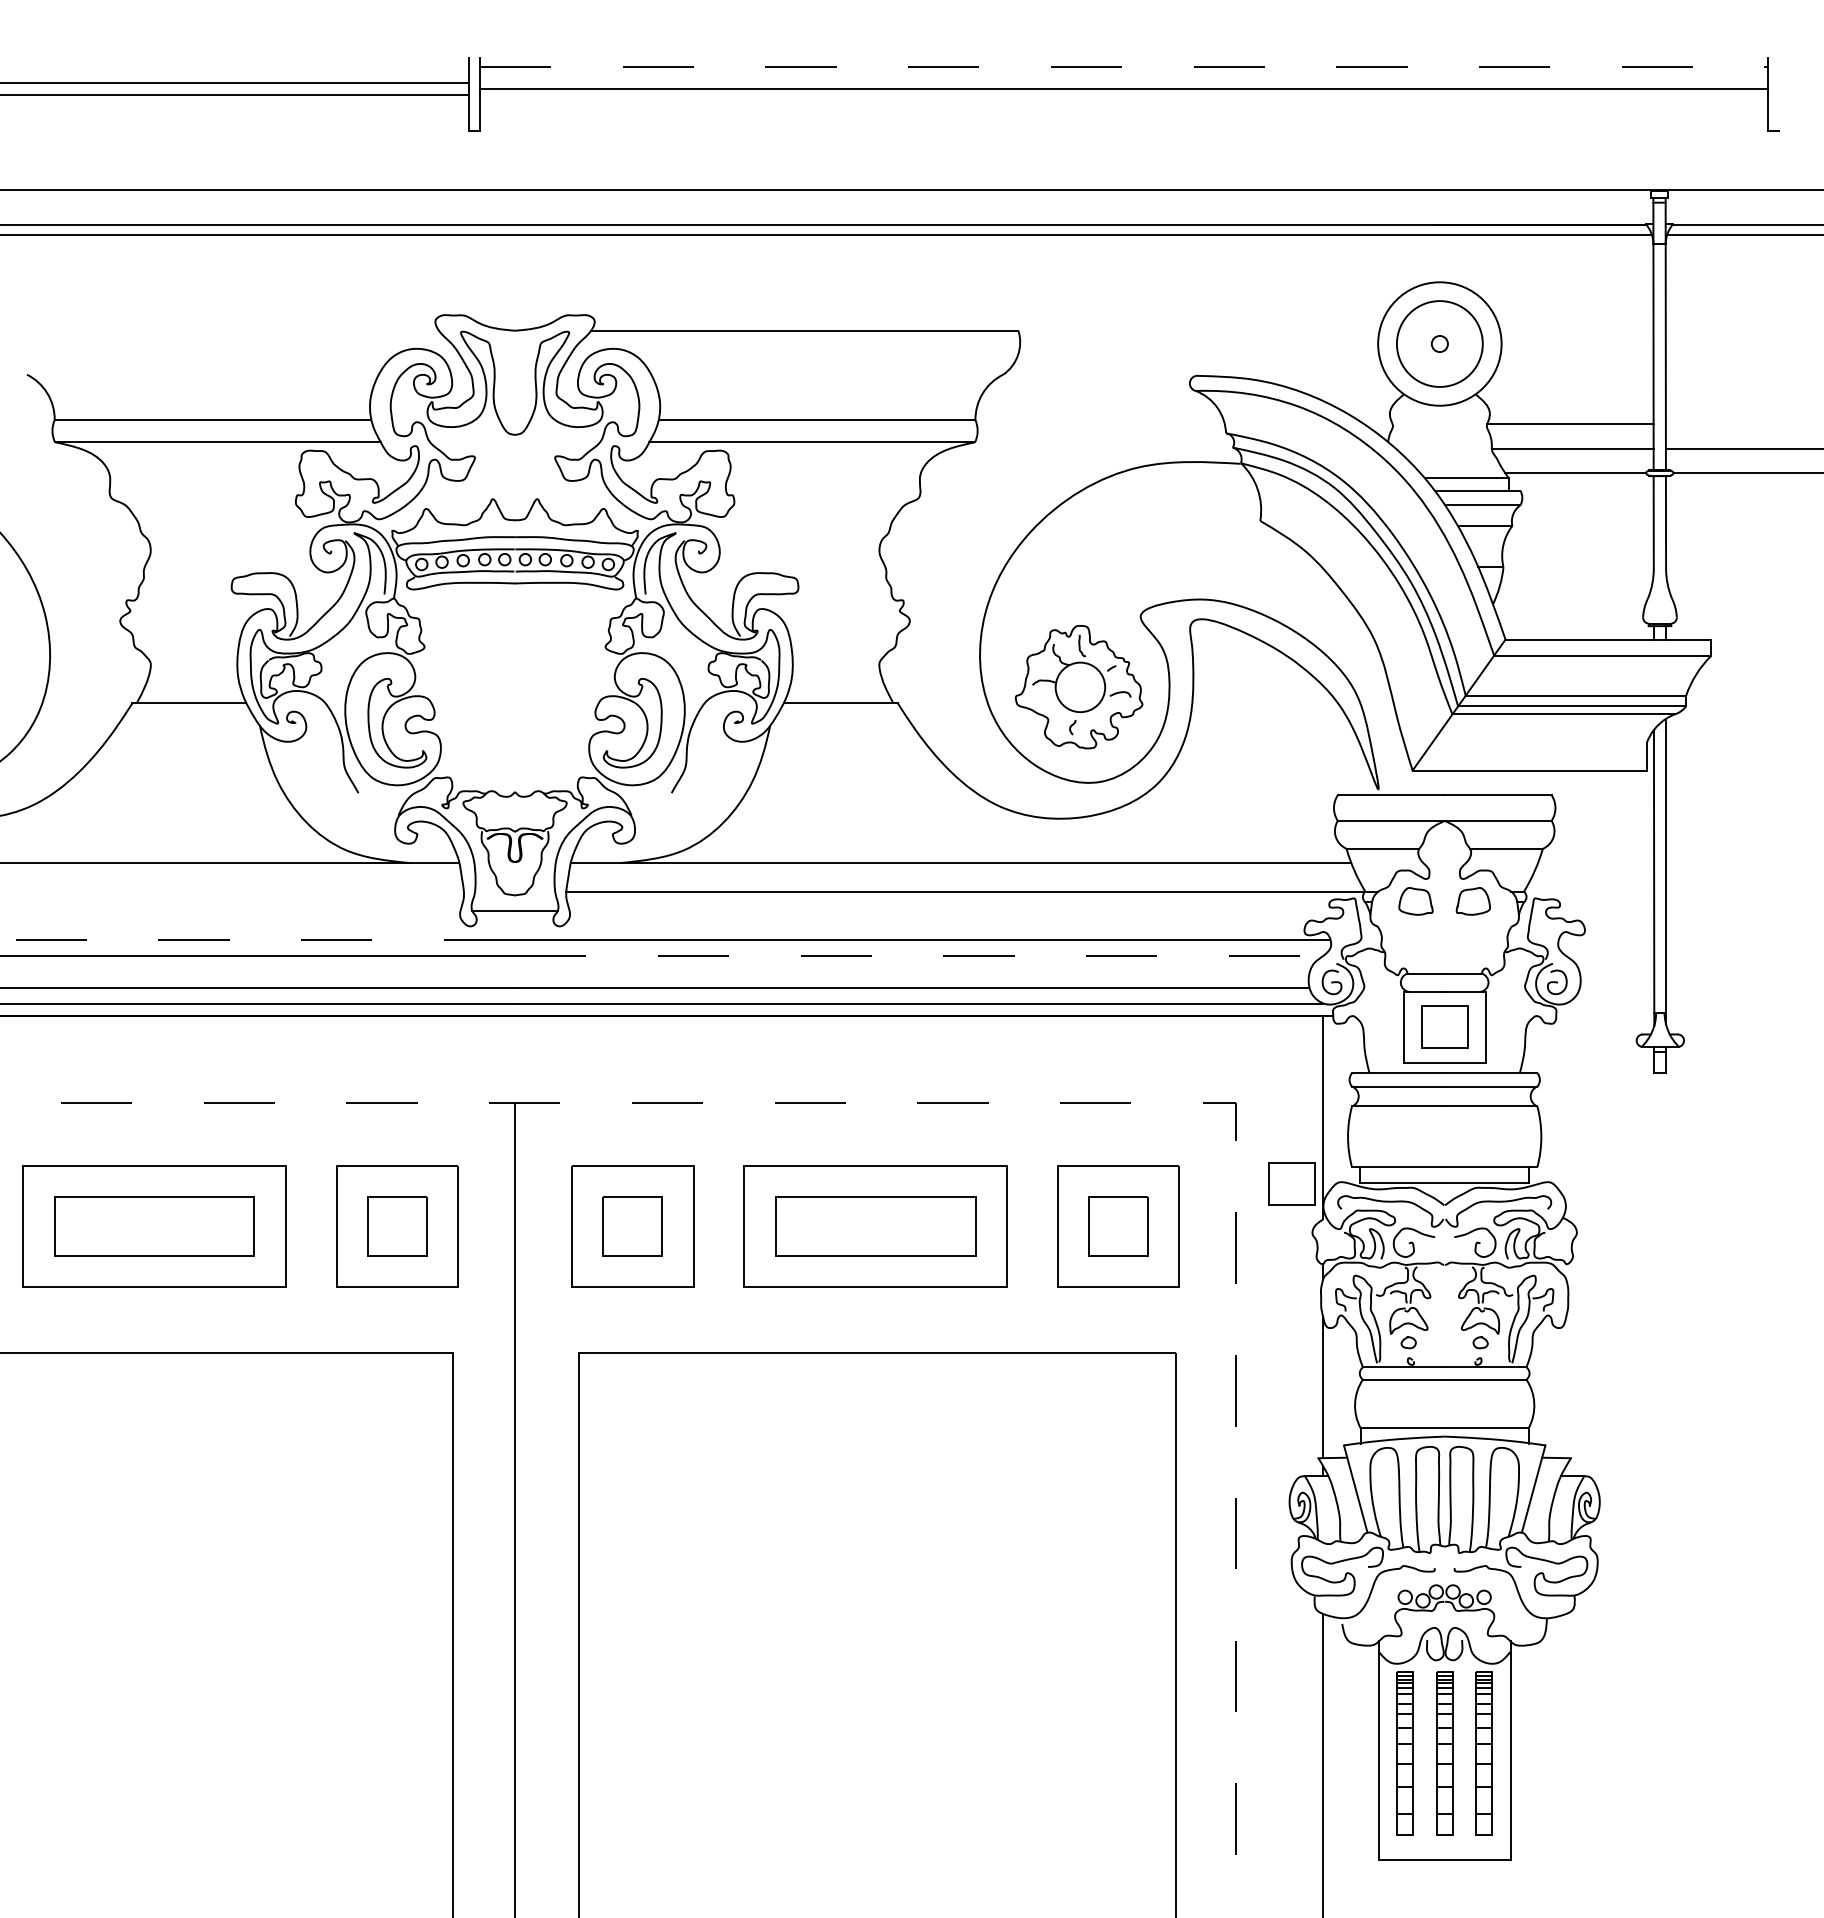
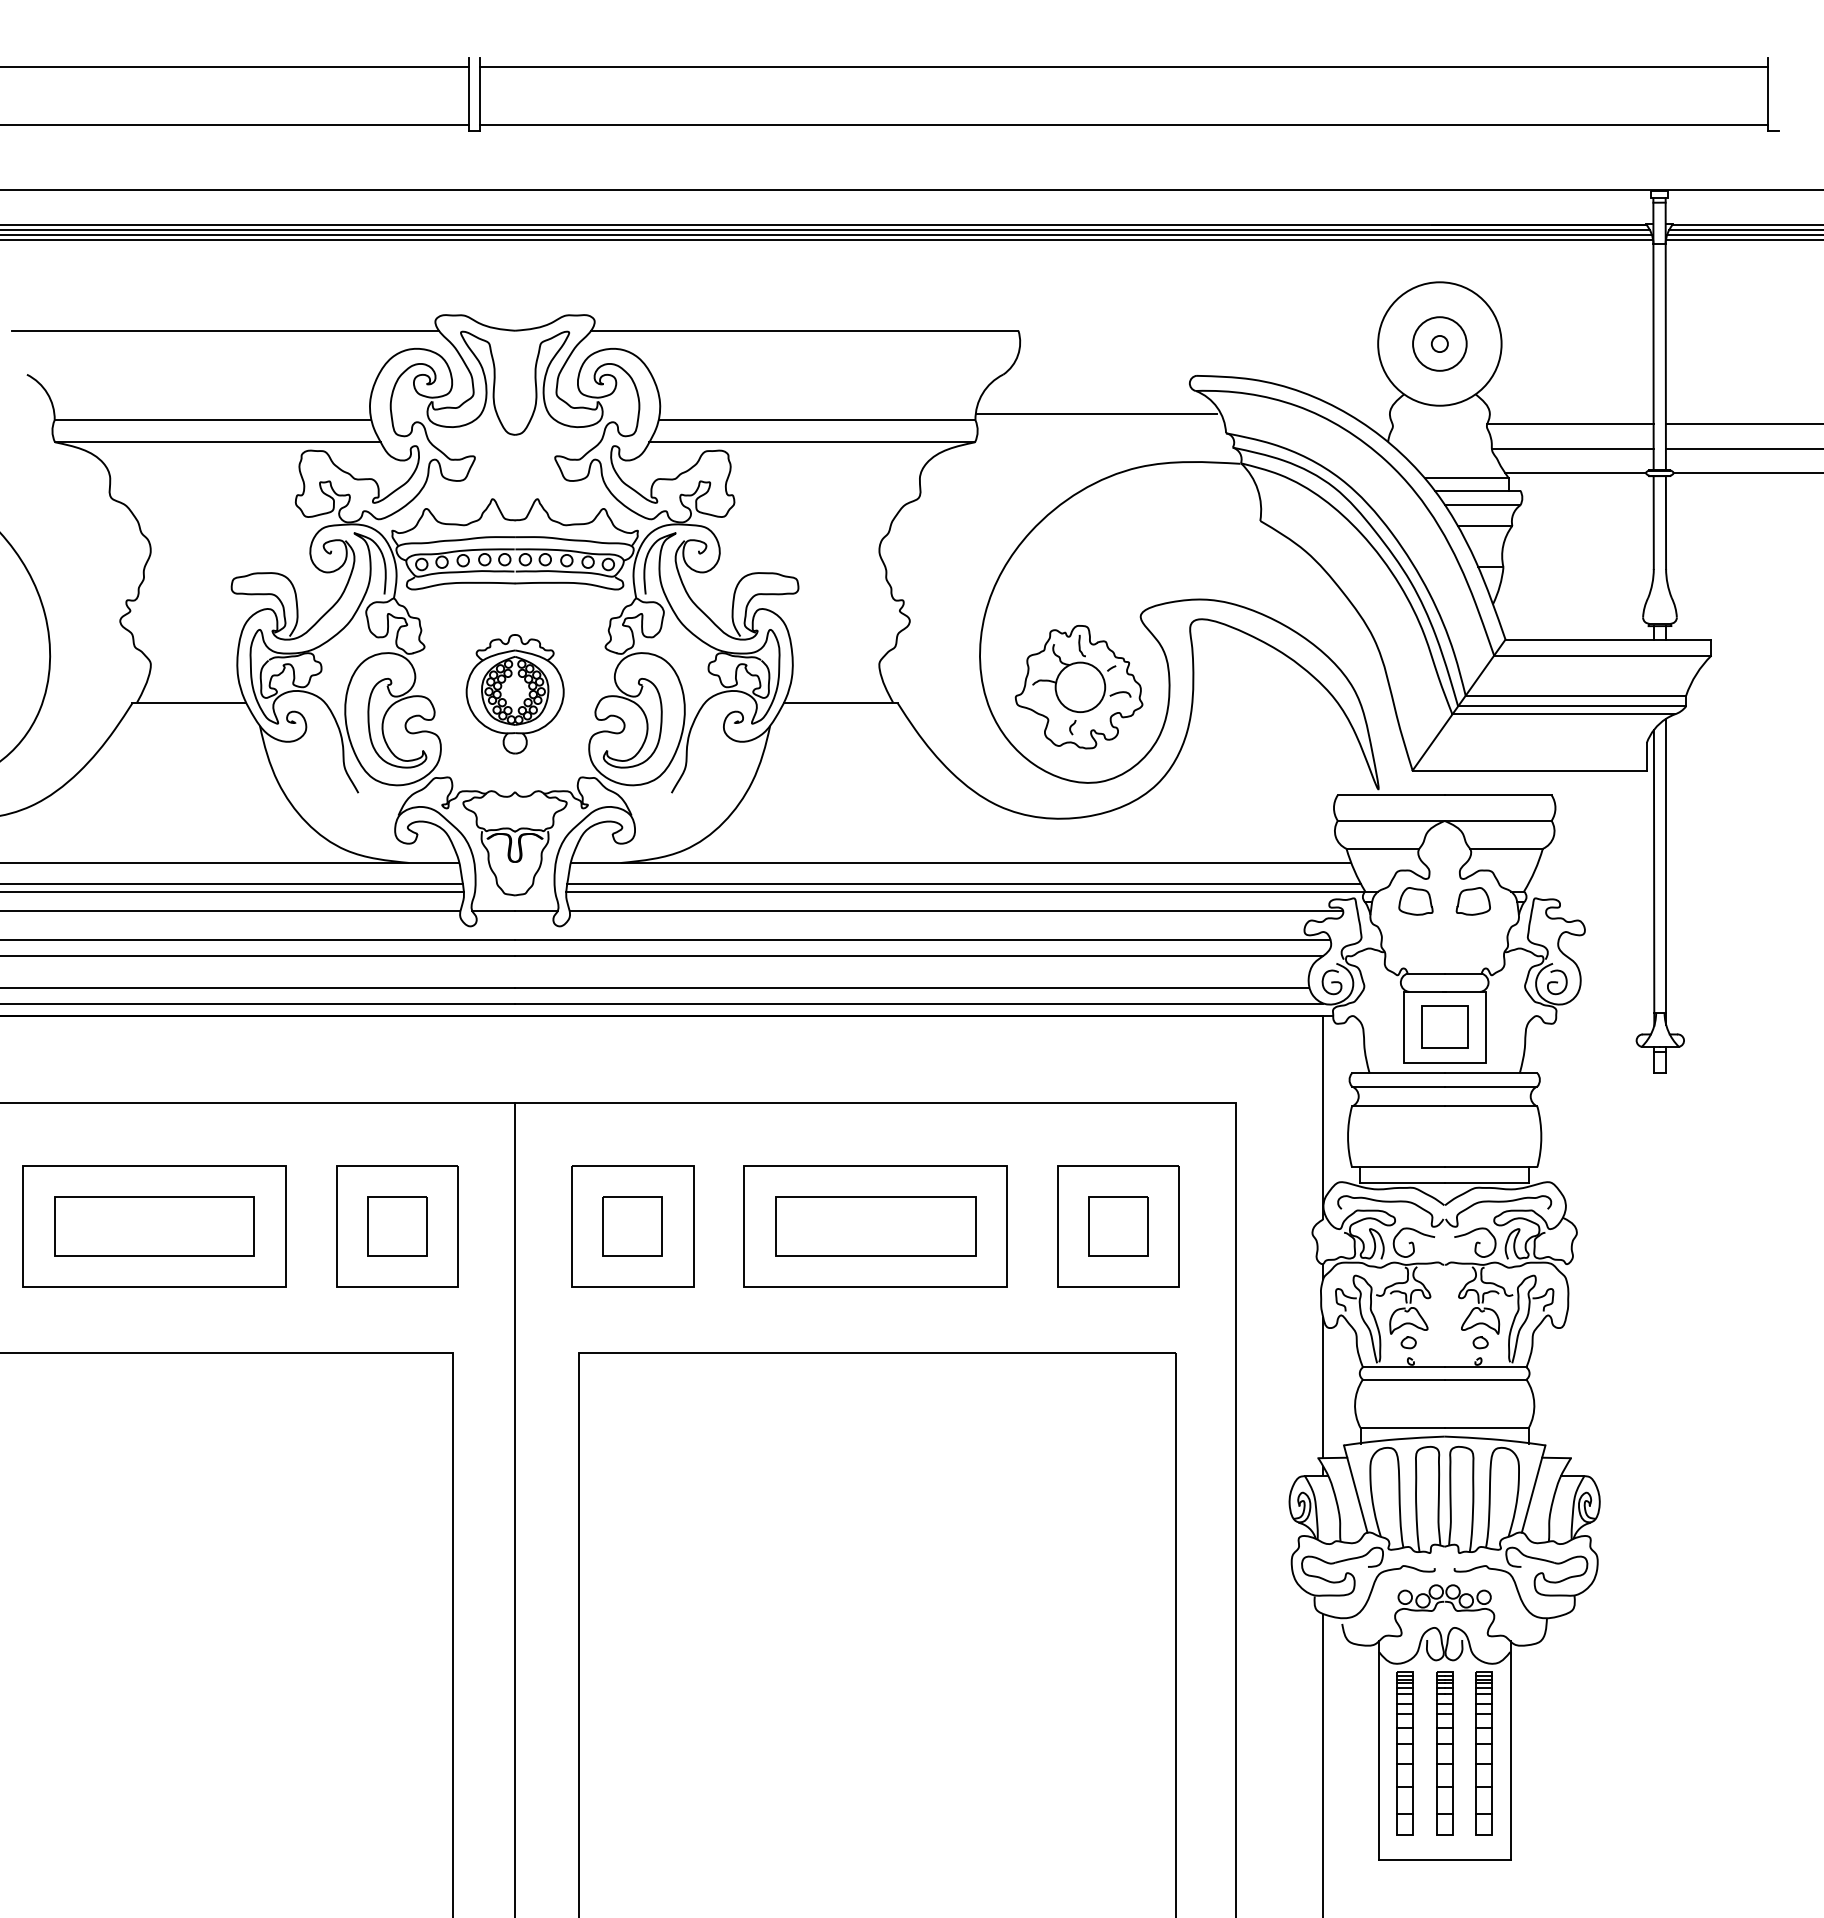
line: dashed -> solid (1123, 66)
line position: (235, 83) -> (235, 125) (235, 125)
line position: (1123, 89) -> (1123, 125) (1123, 125)
line position: (235, 94) -> (235, 66) (235, 66)
line: none -> present (825, 230)
line: none -> present (1744, 230)
line: none -> present (827, 239)
line: none -> present (1743, 239)
line: none -> present (224, 330)
circle diameter: 86 px -> 54 px (1439, 343)
line: none -> present (1096, 414)
line: none -> present (1742, 424)
part: none -> present (514, 694)
line: none -> present (232, 884)
line: none -> present (964, 884)
line: none -> present (232, 891)
line: none -> present (231, 910)
line: none -> present (956, 910)
line: dashed -> solid (257, 939)
line: dashed -> solid (919, 955)
line: dashed -> solid (1026, 1103)
part: present -> none (1291, 1183)
